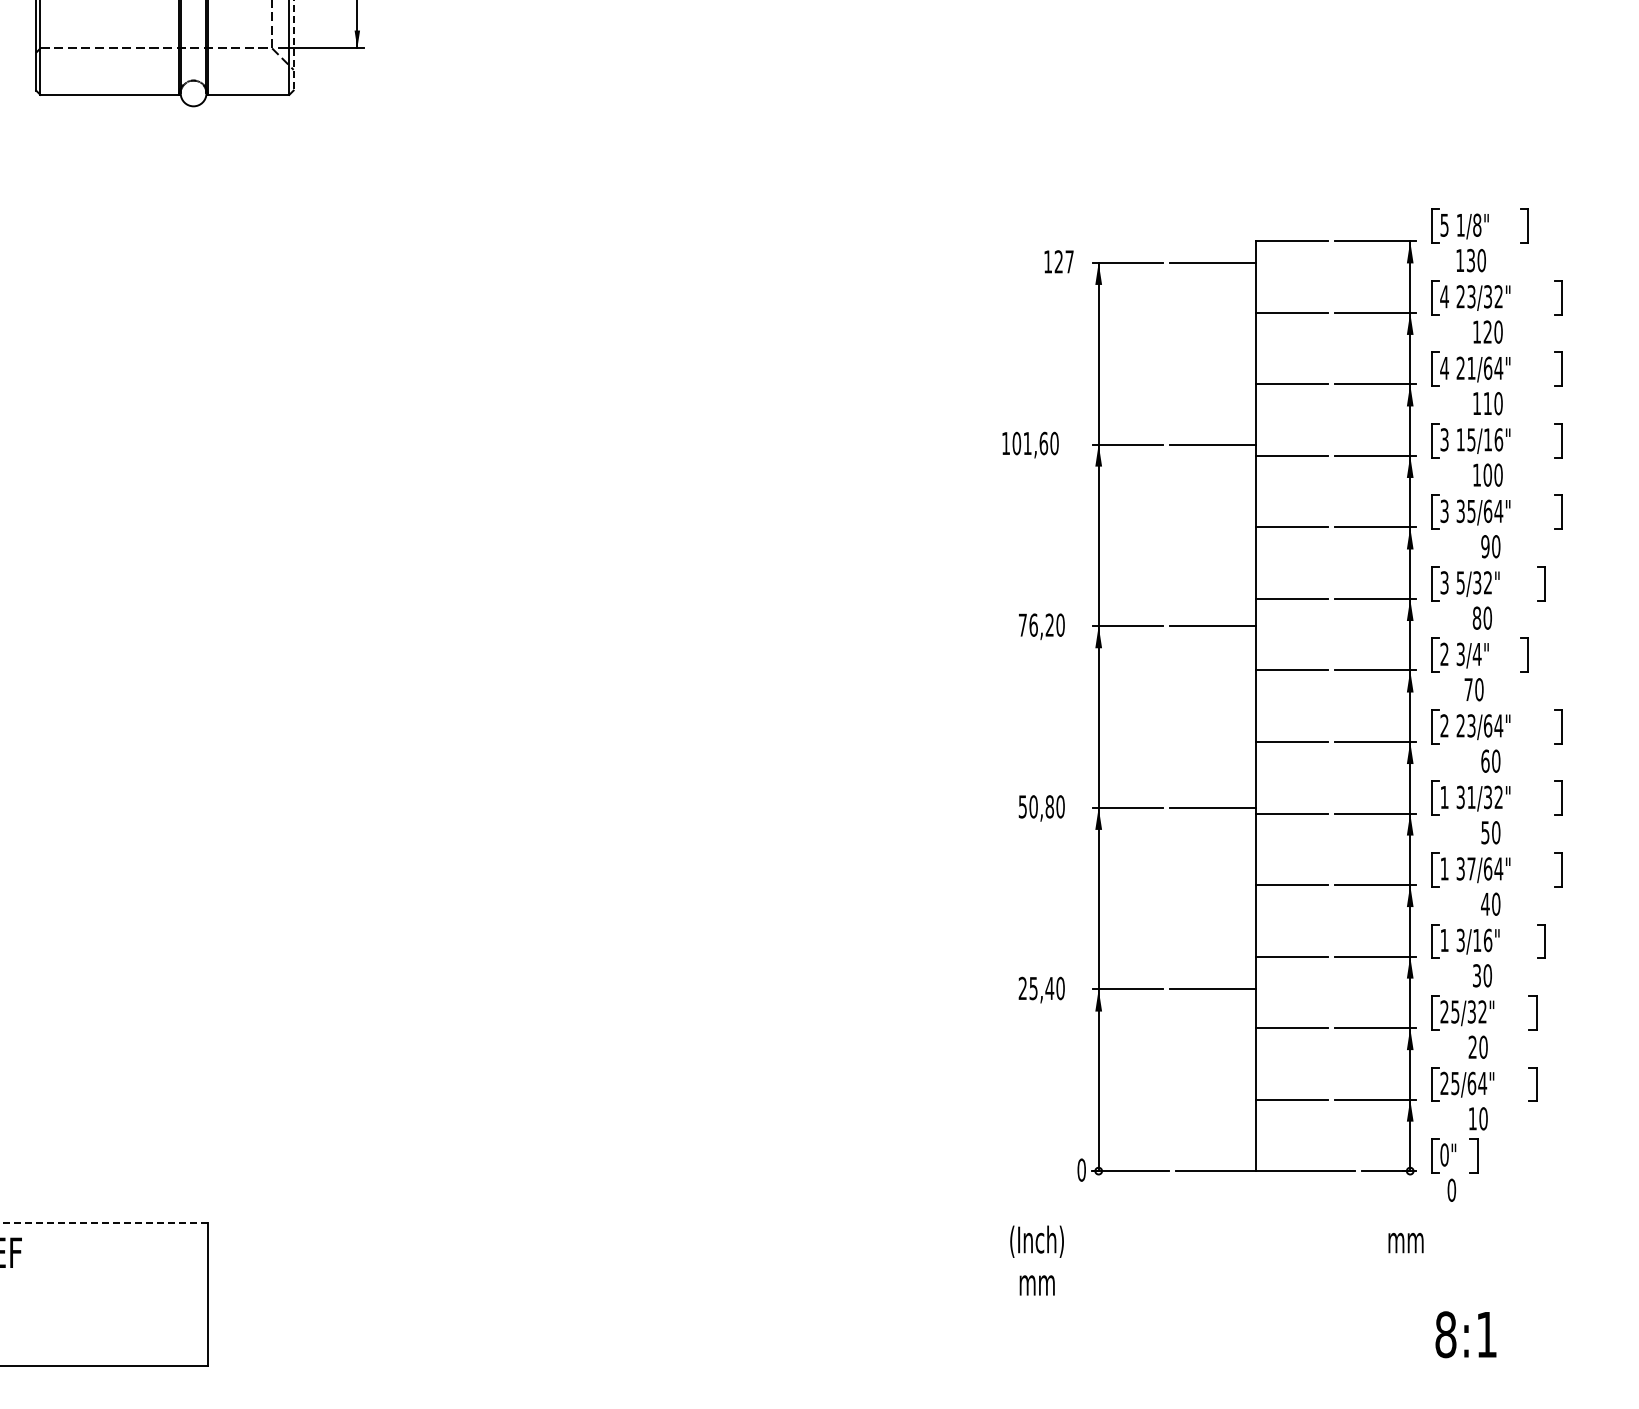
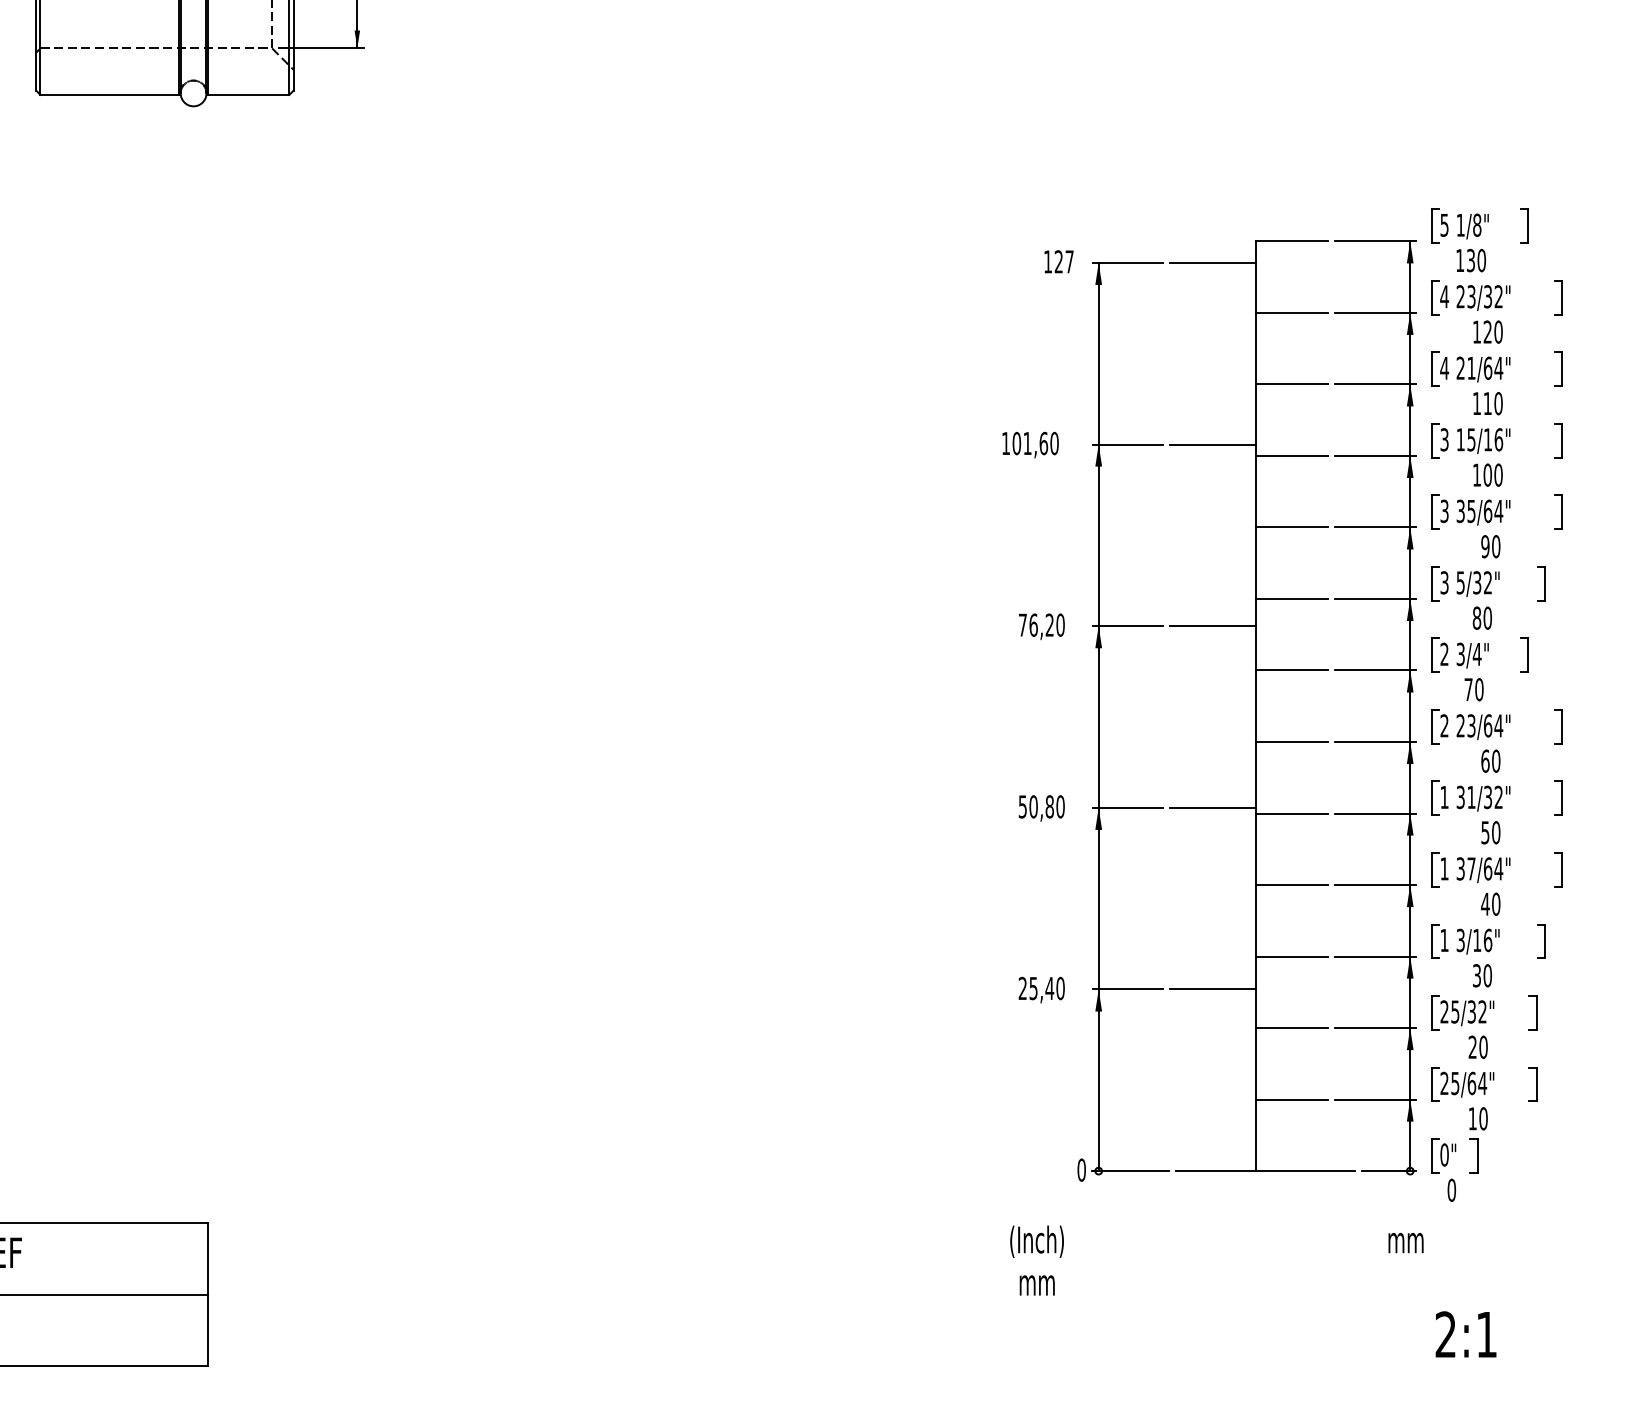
line: dashed -> solid (293, 45)
line: dashed -> solid (104, 1223)
line: none -> present (105, 1294)
text: 8:1 -> 2:1 (1445, 1334)
